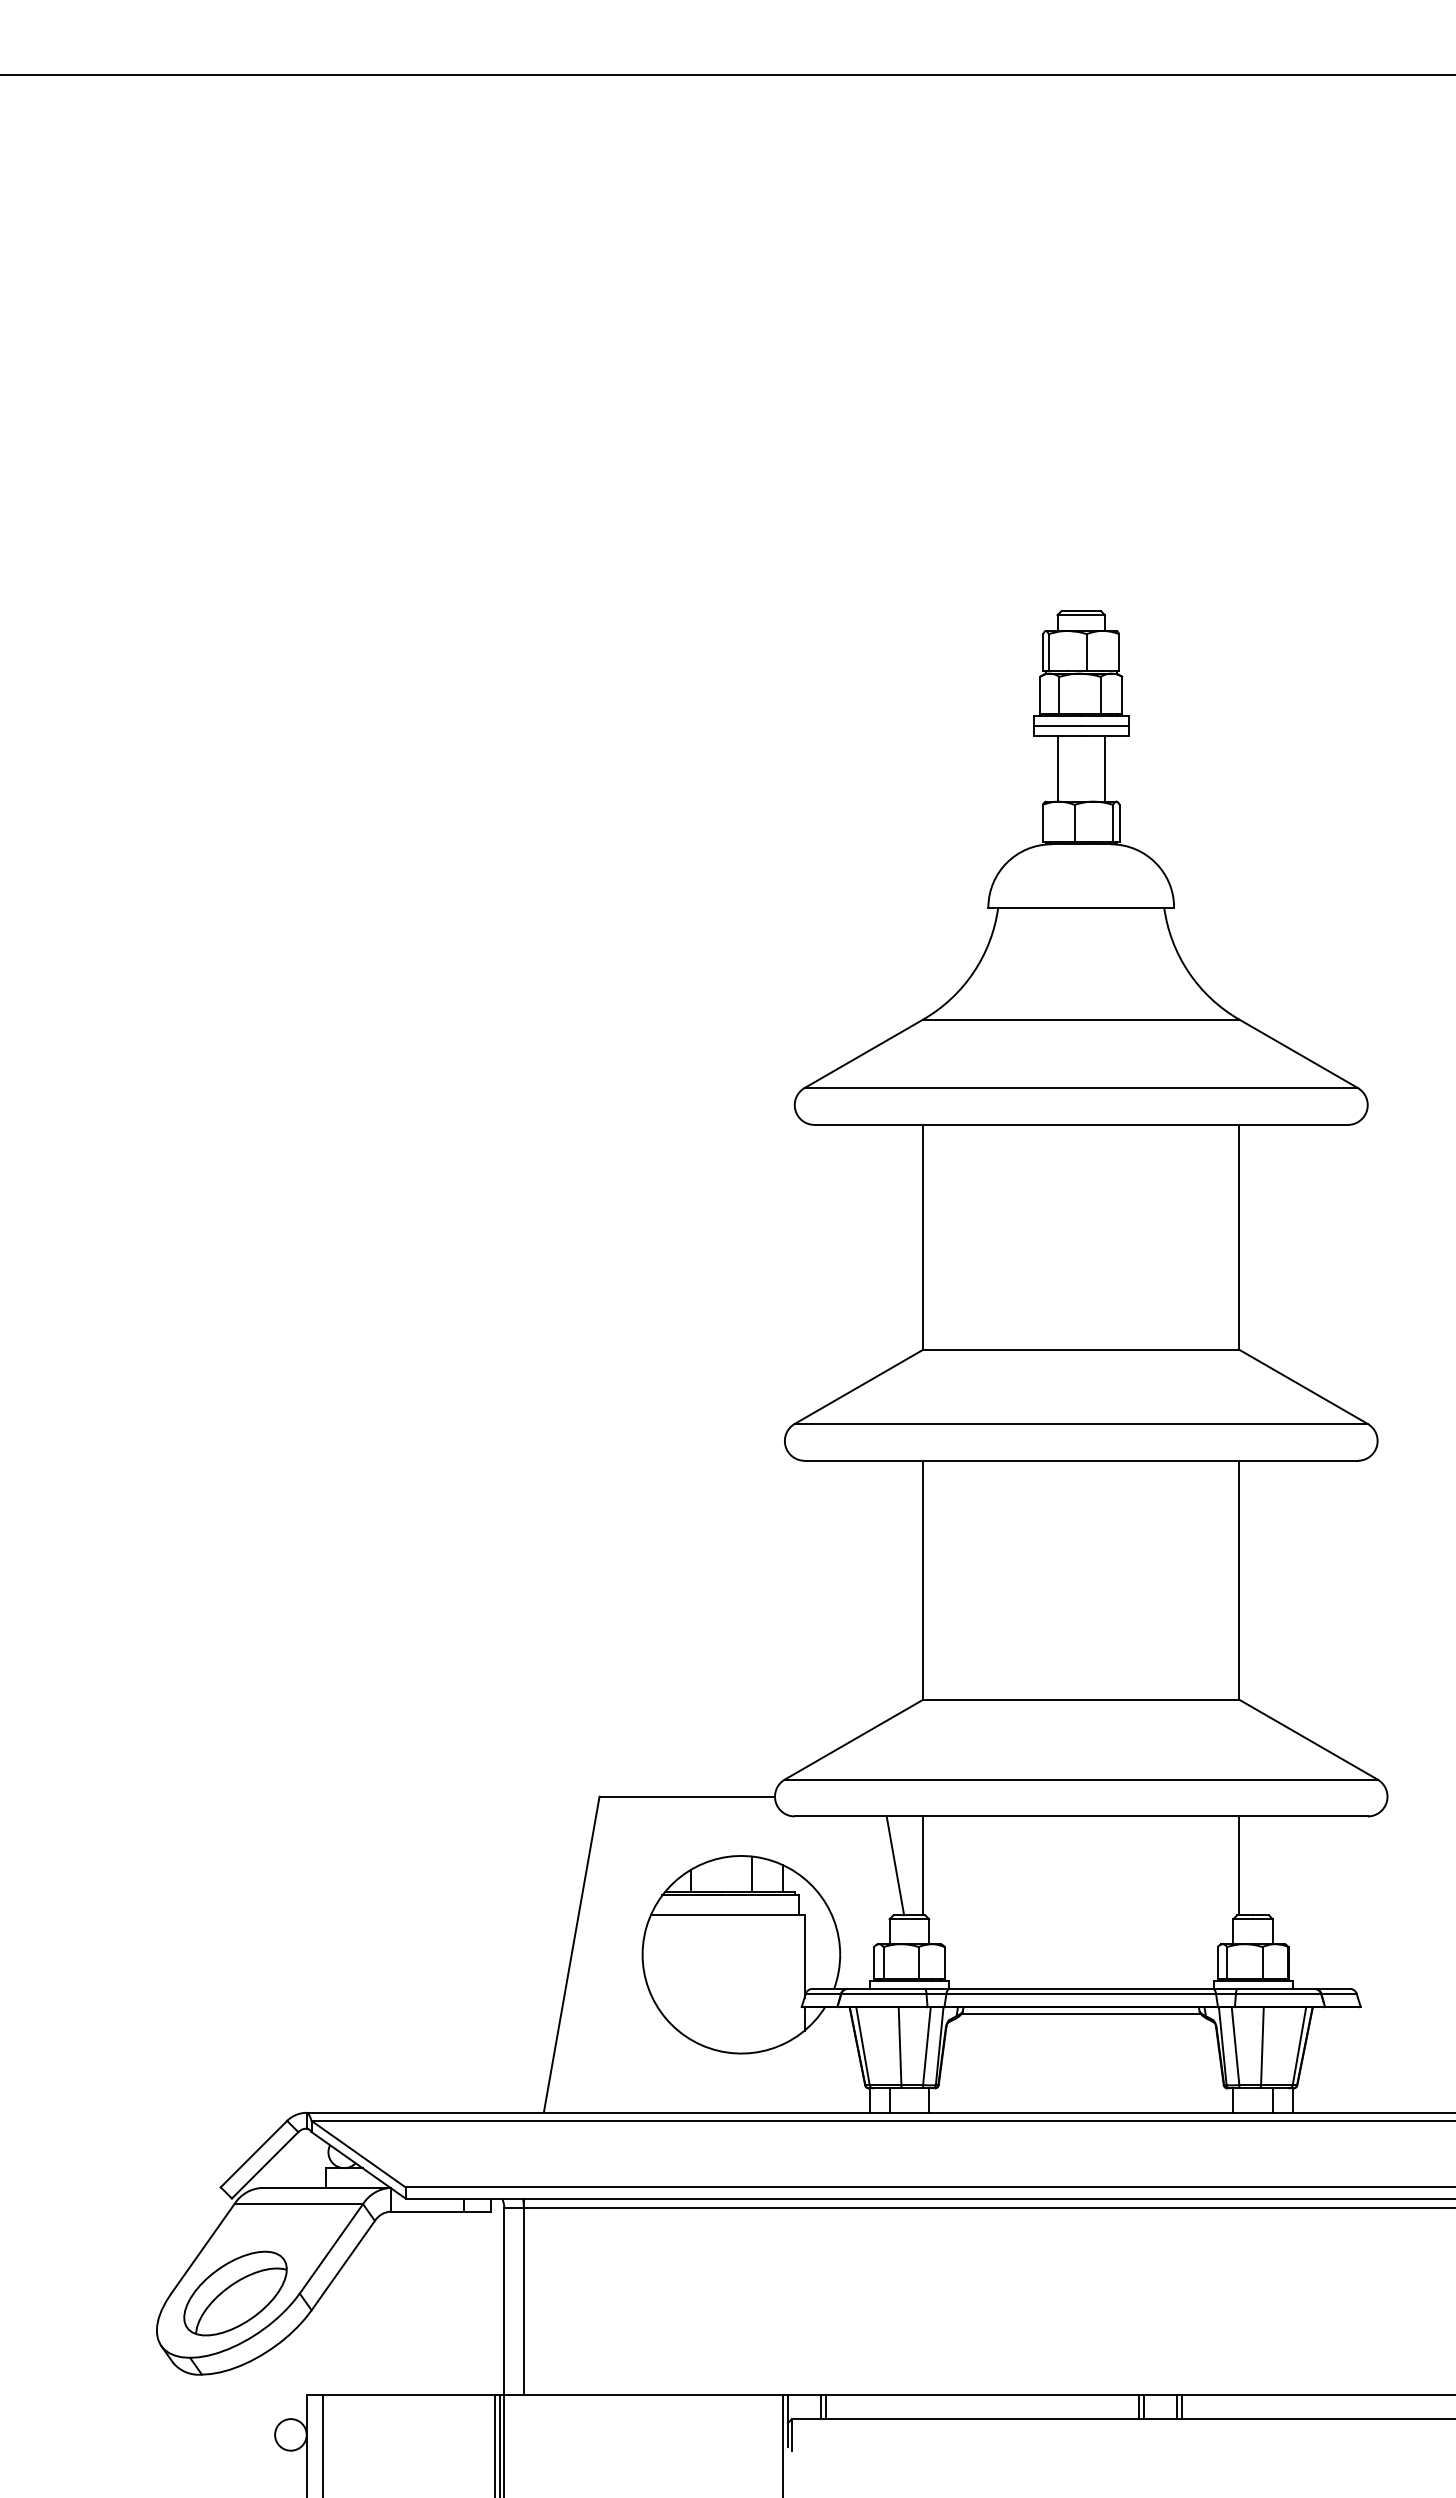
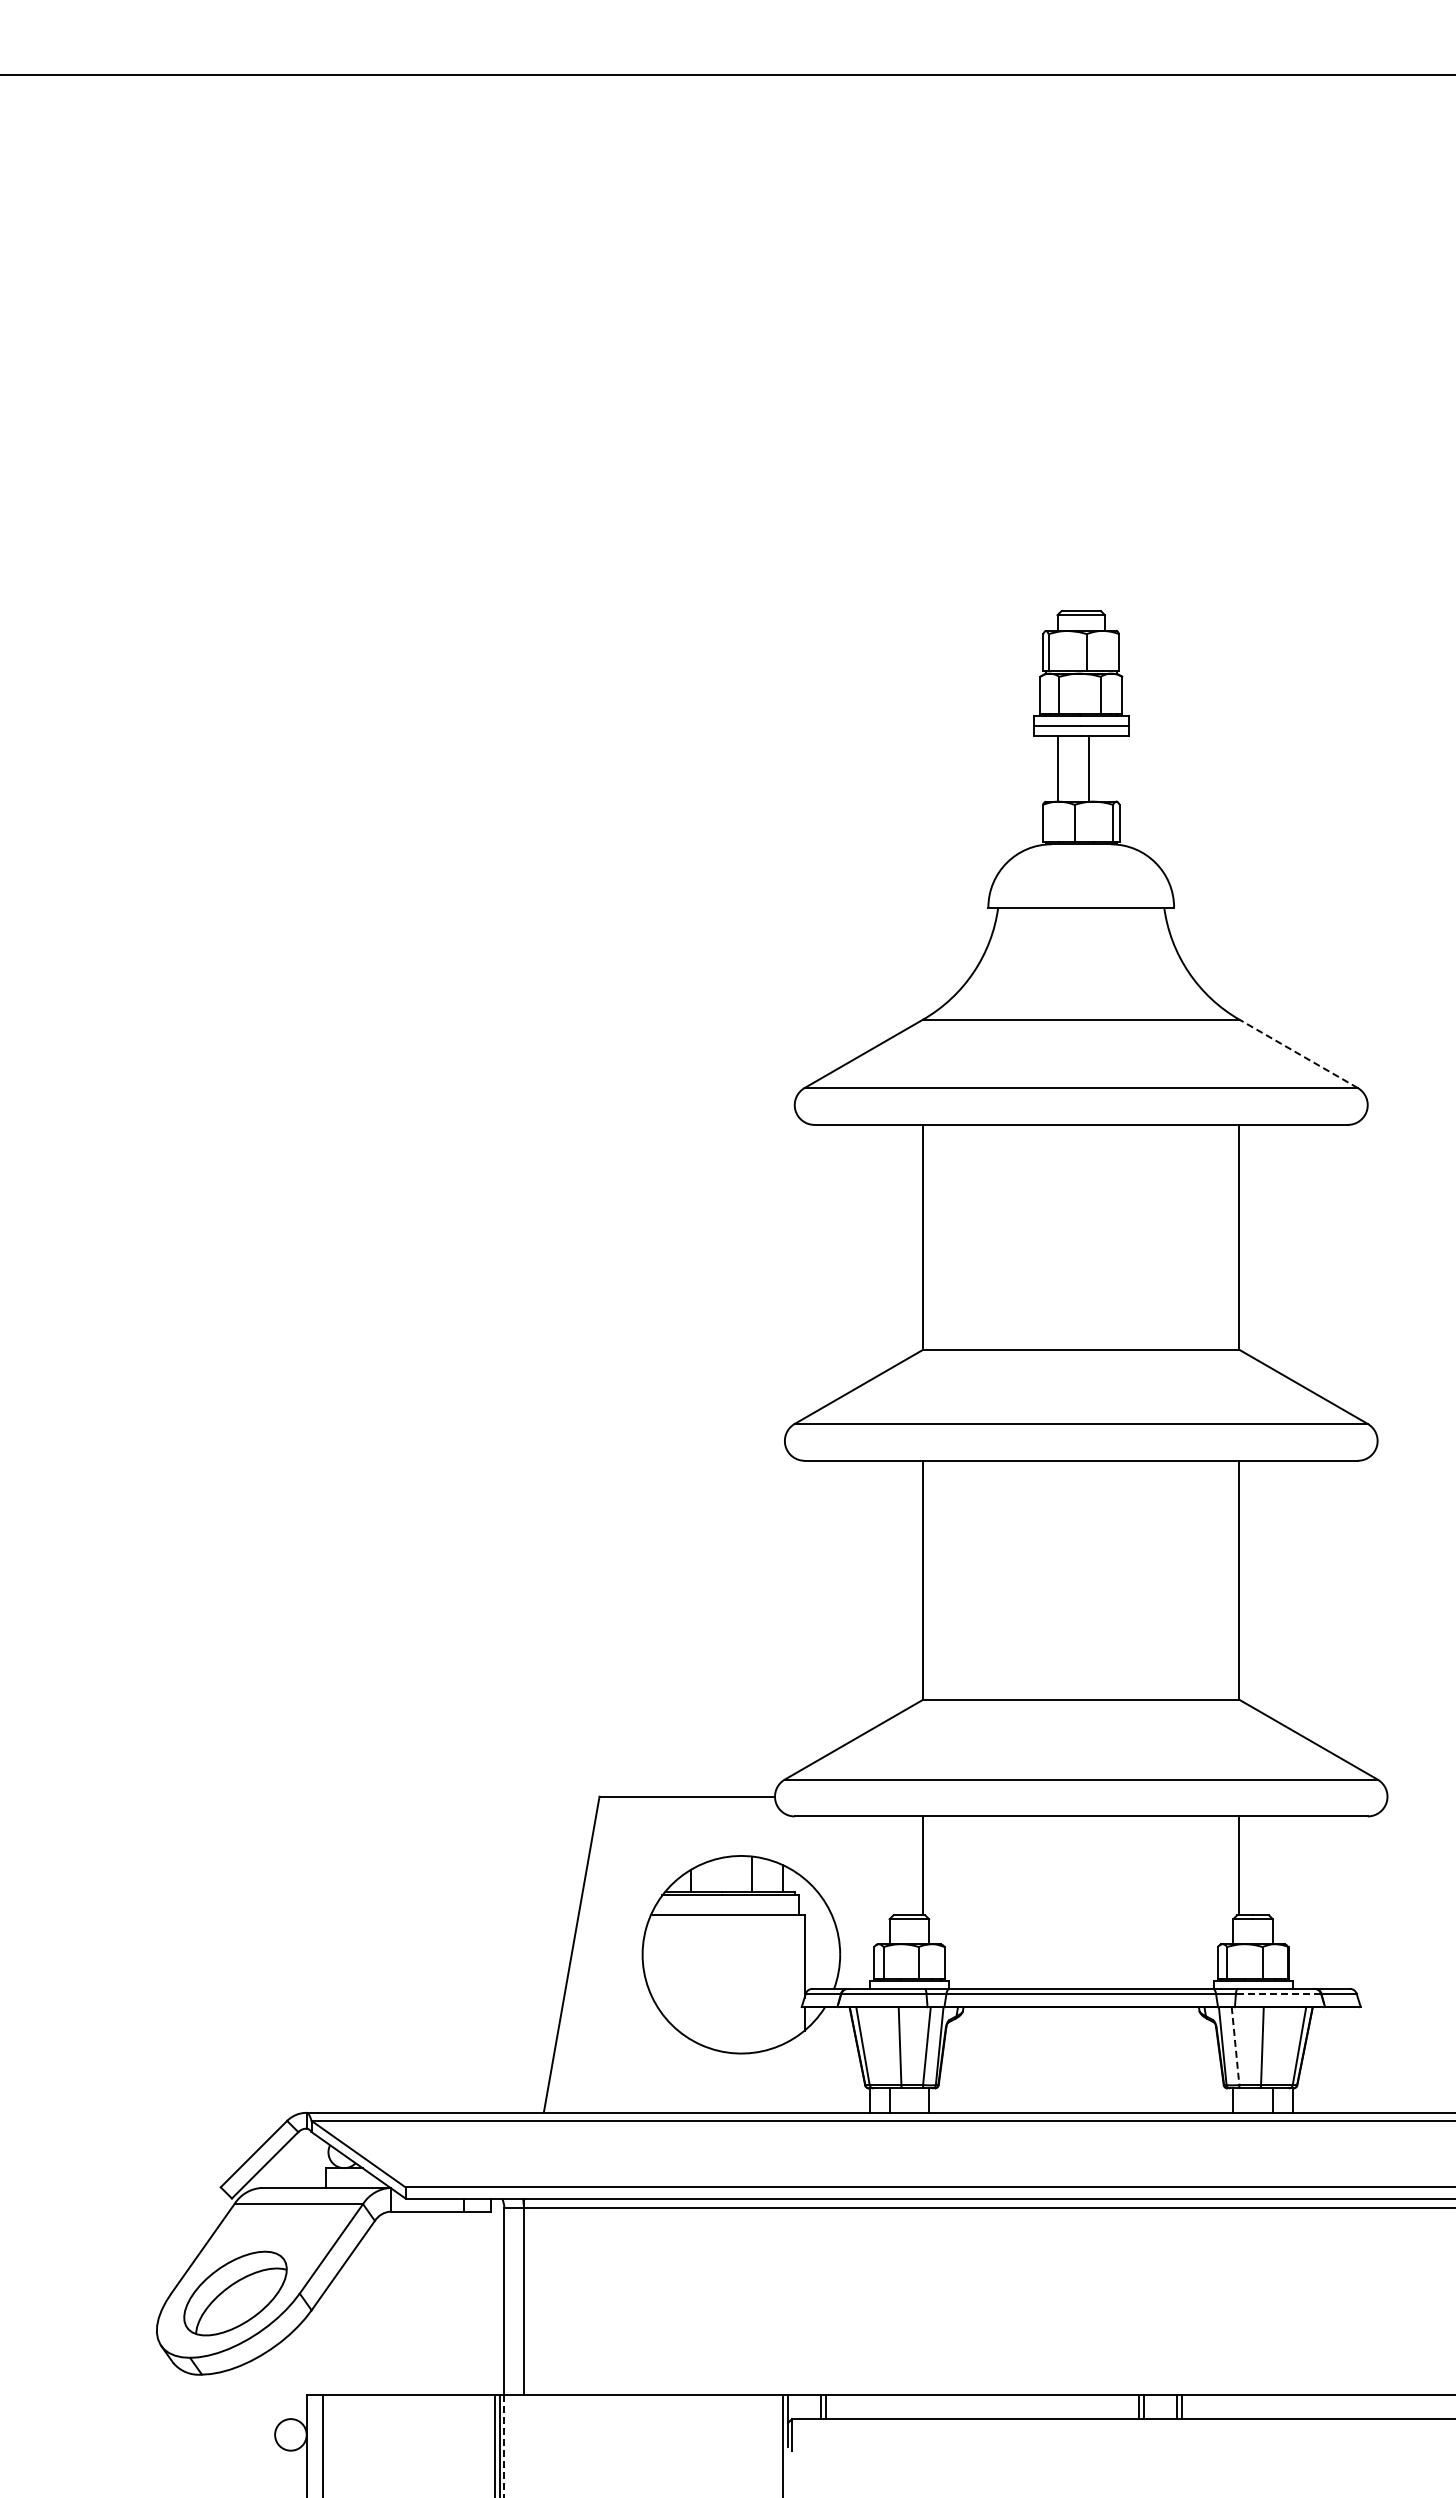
line position: (1104, 768) -> (1088, 768) (1088, 768)
line: solid -> dashed (1298, 1053)
line: present -> none (895, 1865)
line: solid -> dashed (1278, 1993)
line: present -> none (1081, 2014)
line: solid -> dashed (1235, 2046)
line: solid -> dashed (504, 2446)
